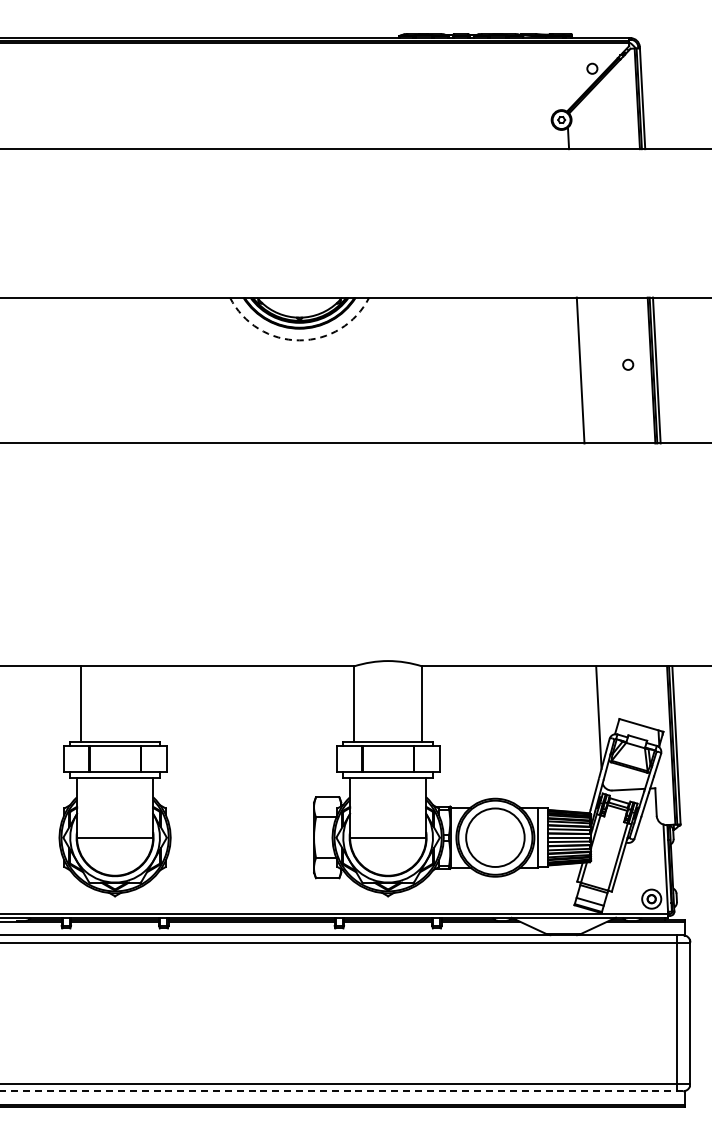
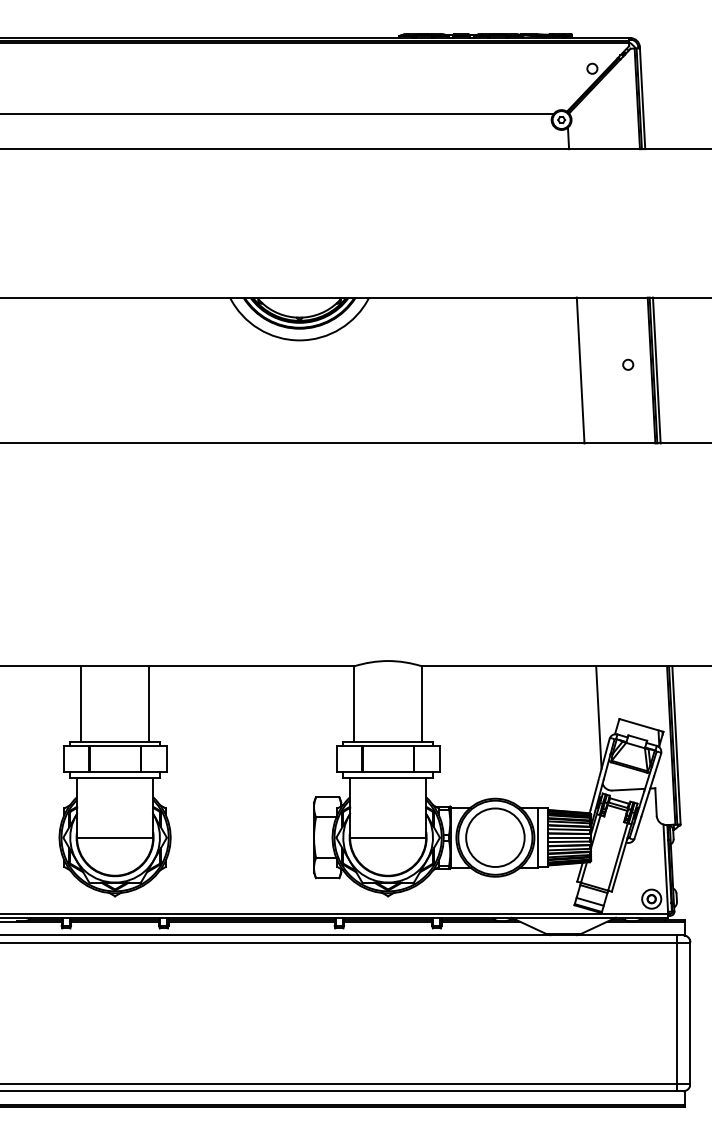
line: none -> present (277, 114)
arc: dashed -> solid (299, 340)
line: none -> present (149, 704)
line: dashed -> solid (341, 1091)
